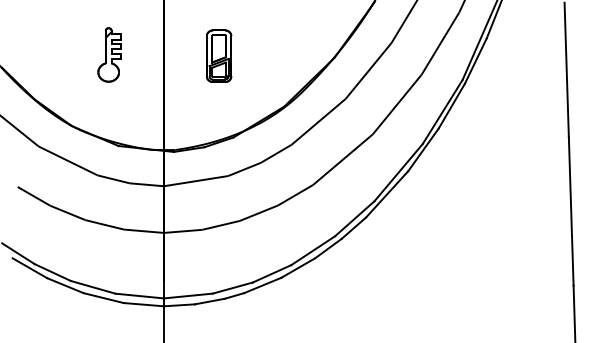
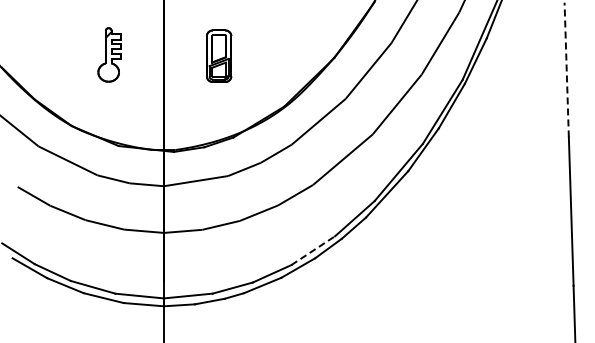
line: solid -> dashed (566, 69)
line: solid -> dashed (313, 250)
